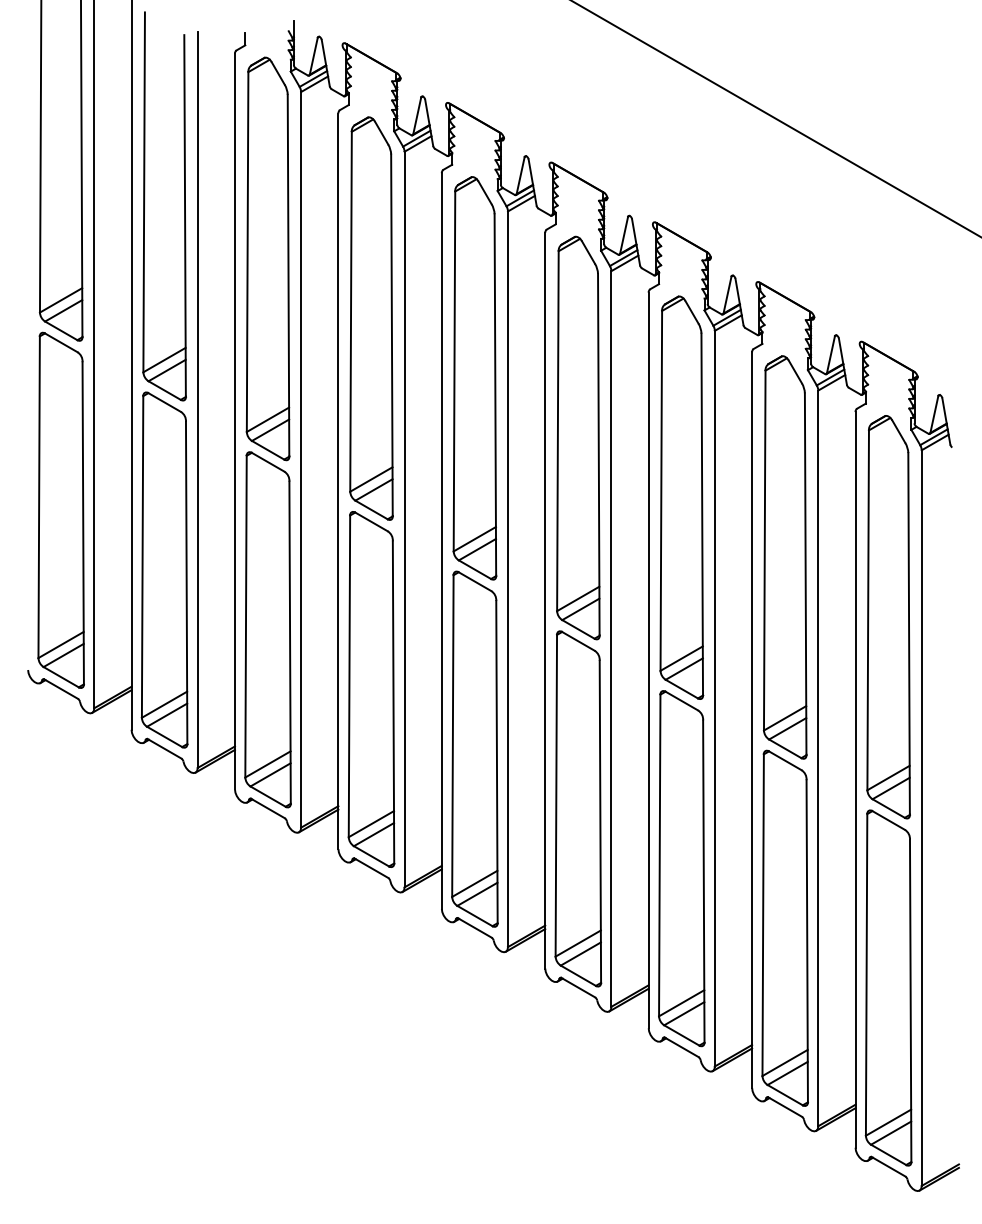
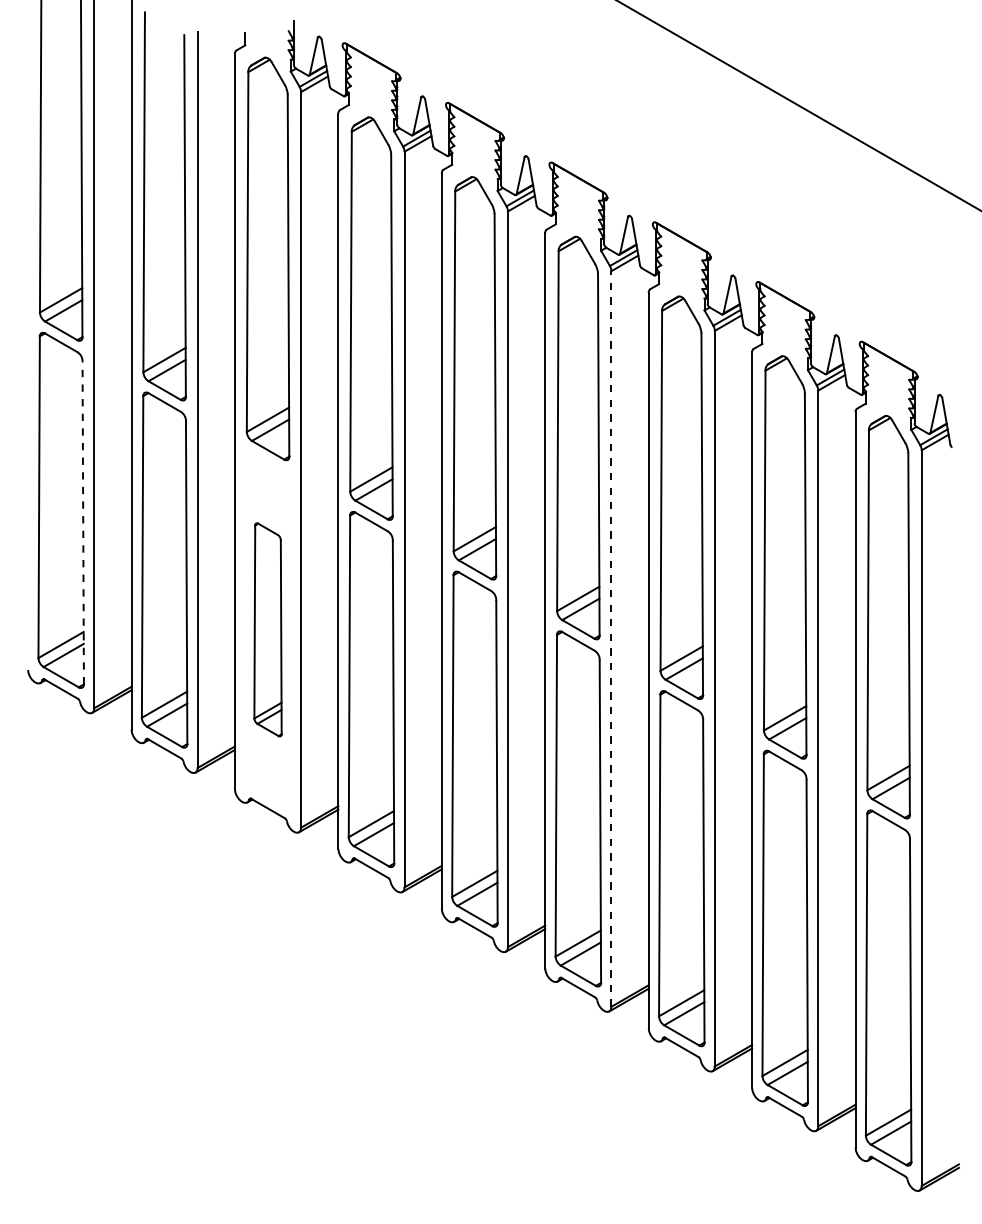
line position: (776, 118) -> (799, 105) (799, 105)
line: solid -> dashed (83, 522)
part size: 48x358 px -> 30x216 px (267, 629)
line: solid -> dashed (611, 638)
